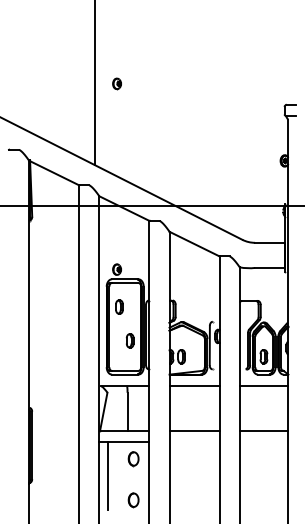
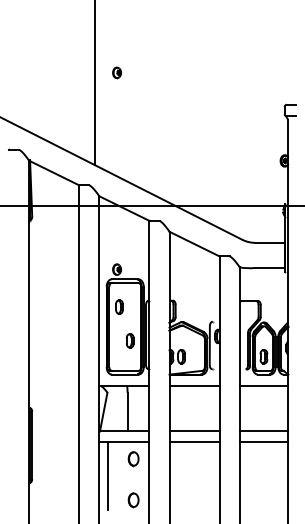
part position: (116, 83) -> (116, 72) (116, 72)
line: none -> present (194, 442)
line: none -> present (263, 442)
